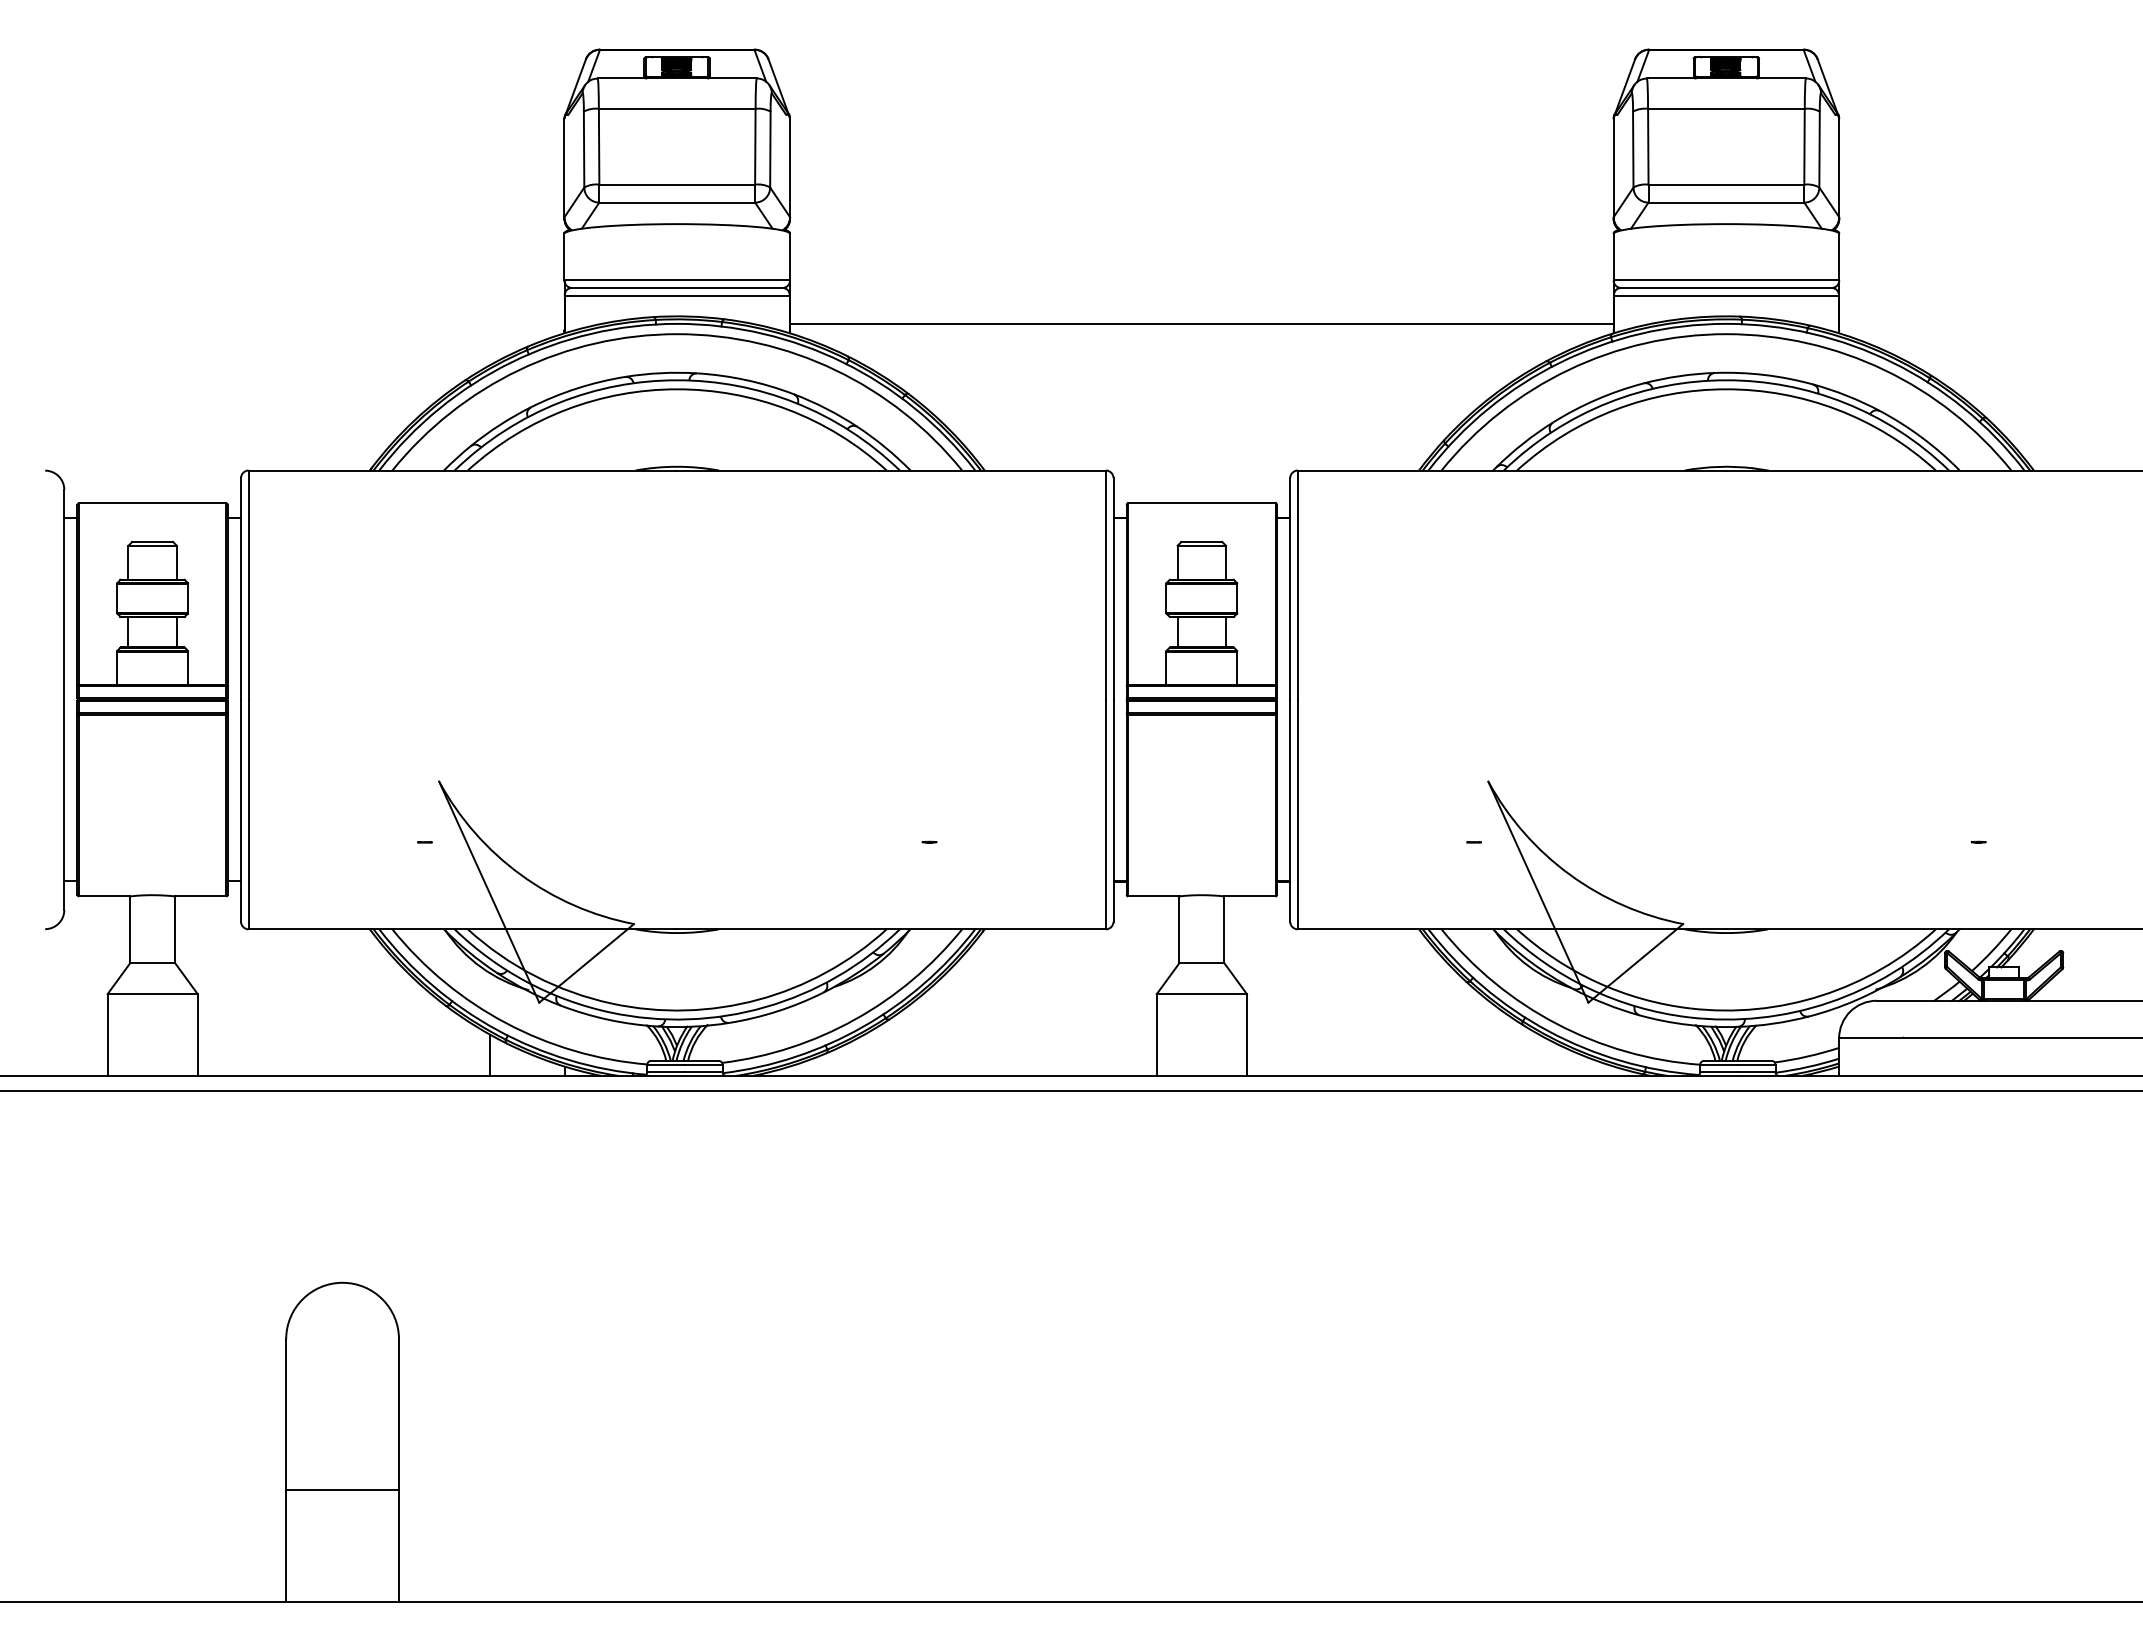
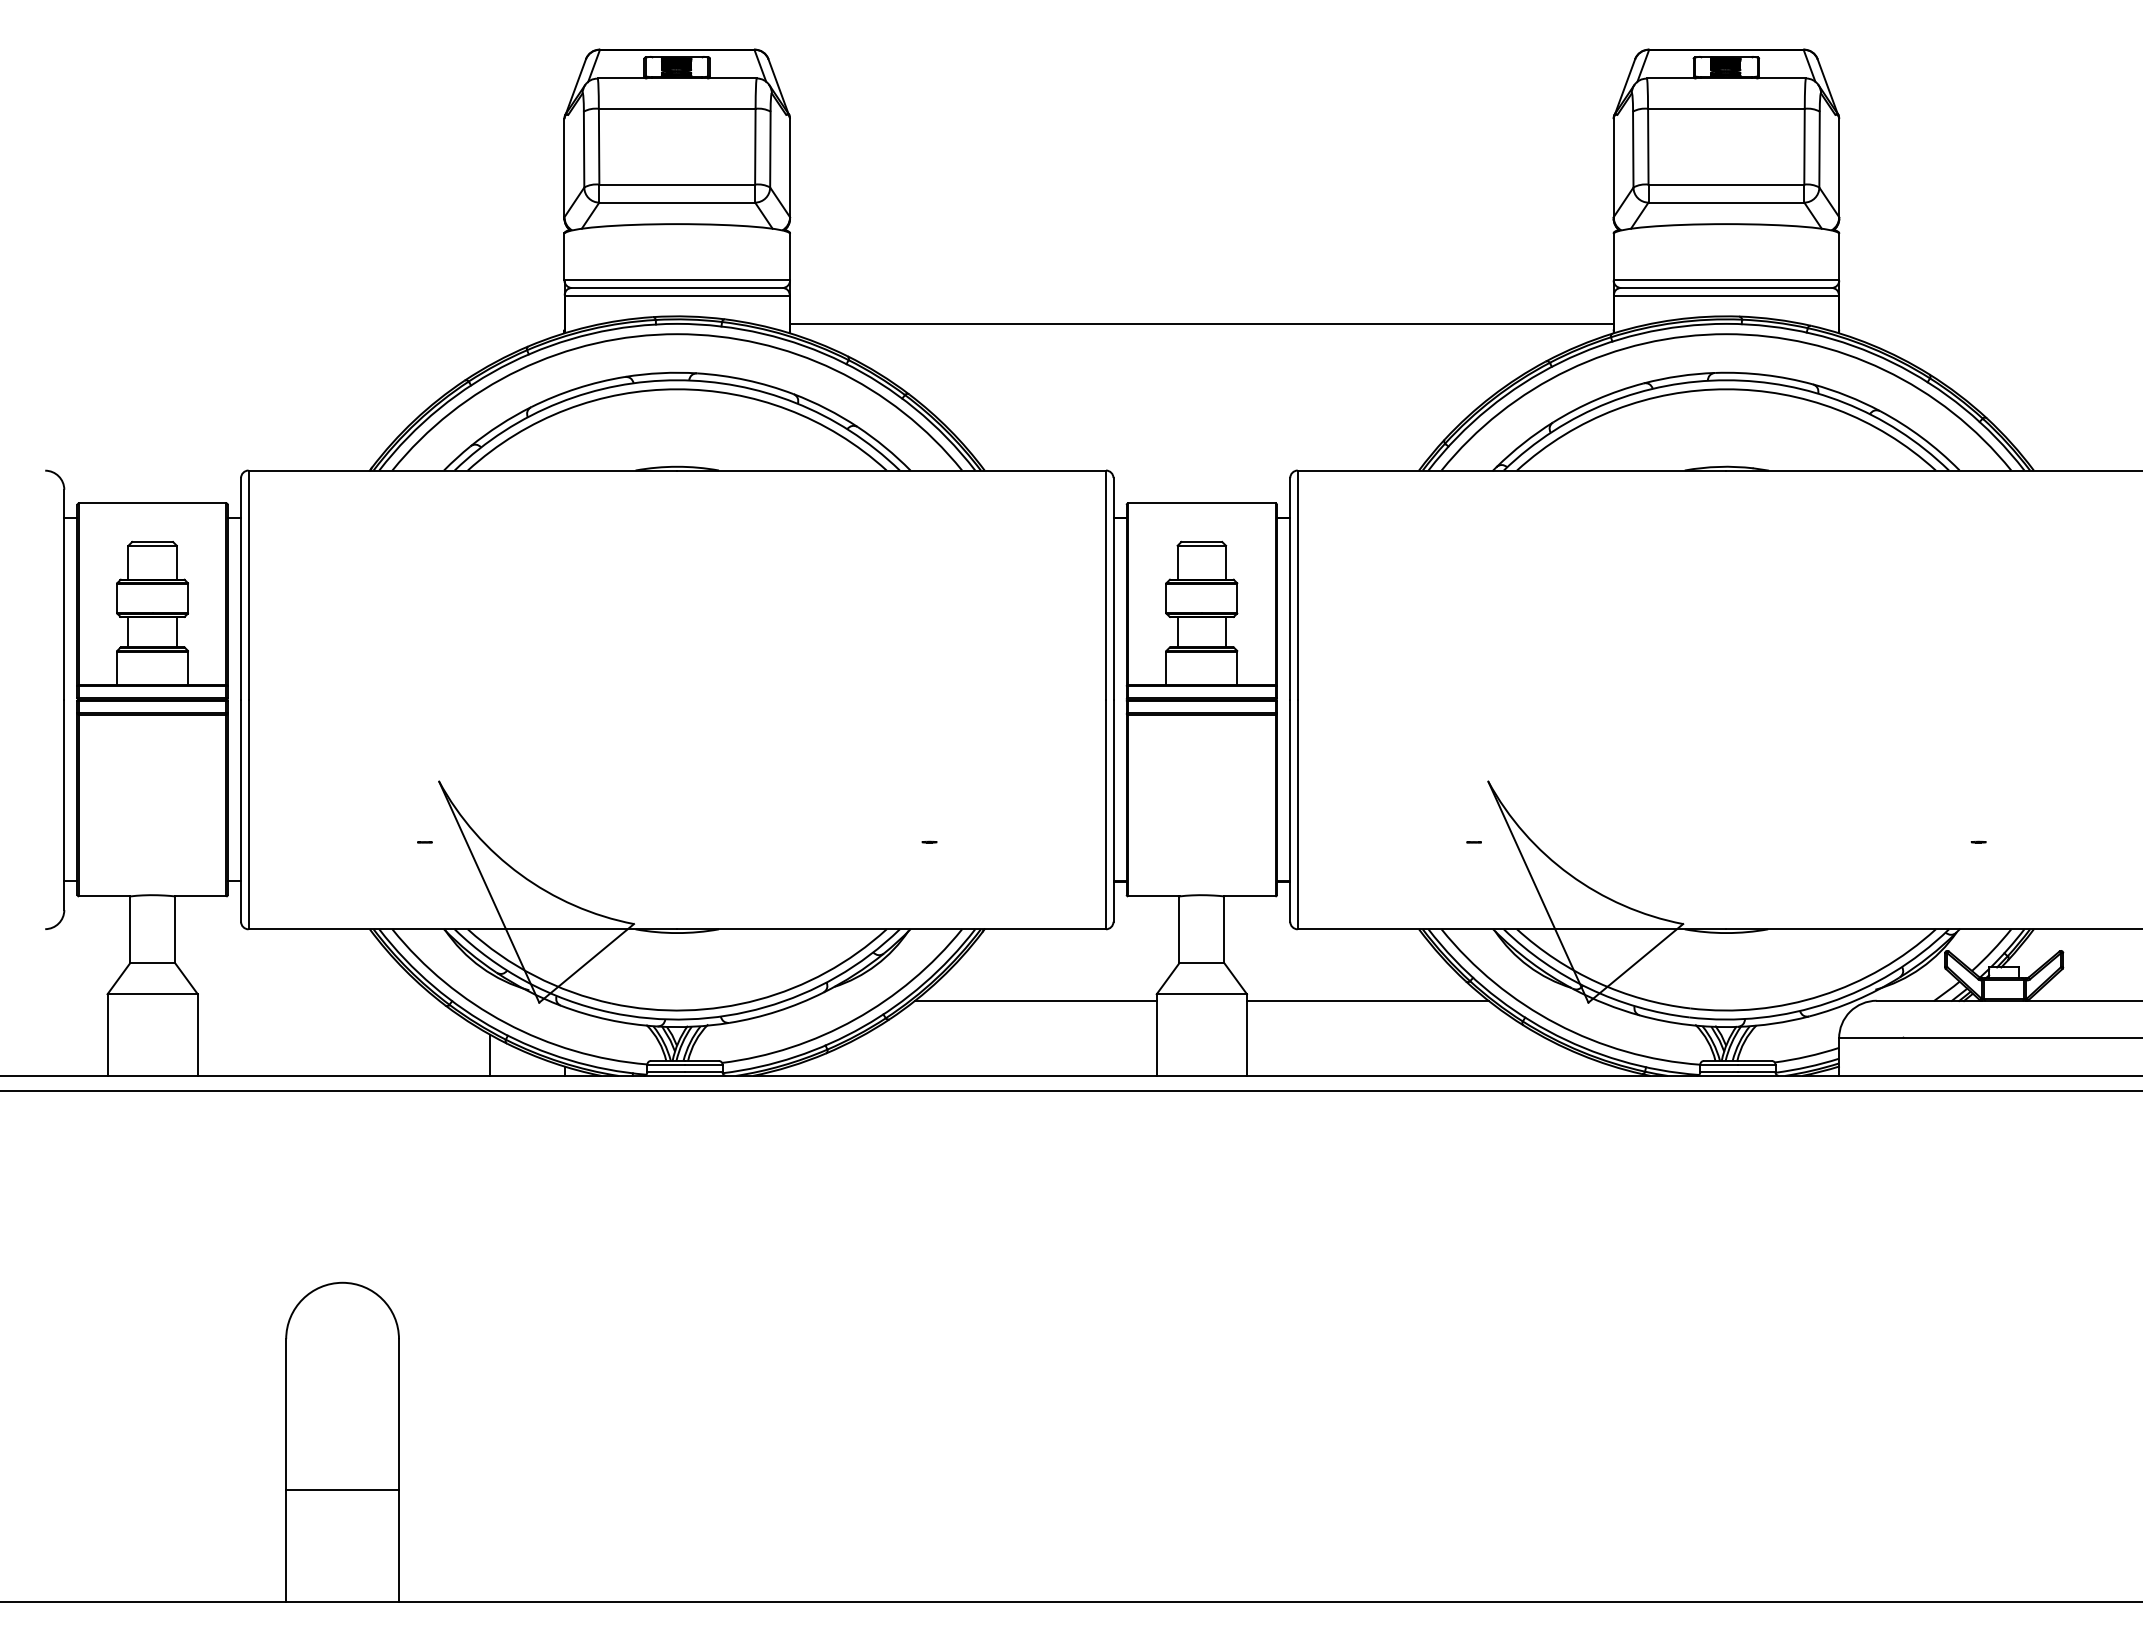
line: none -> present (1035, 1000)
line: none -> present (1367, 1000)
